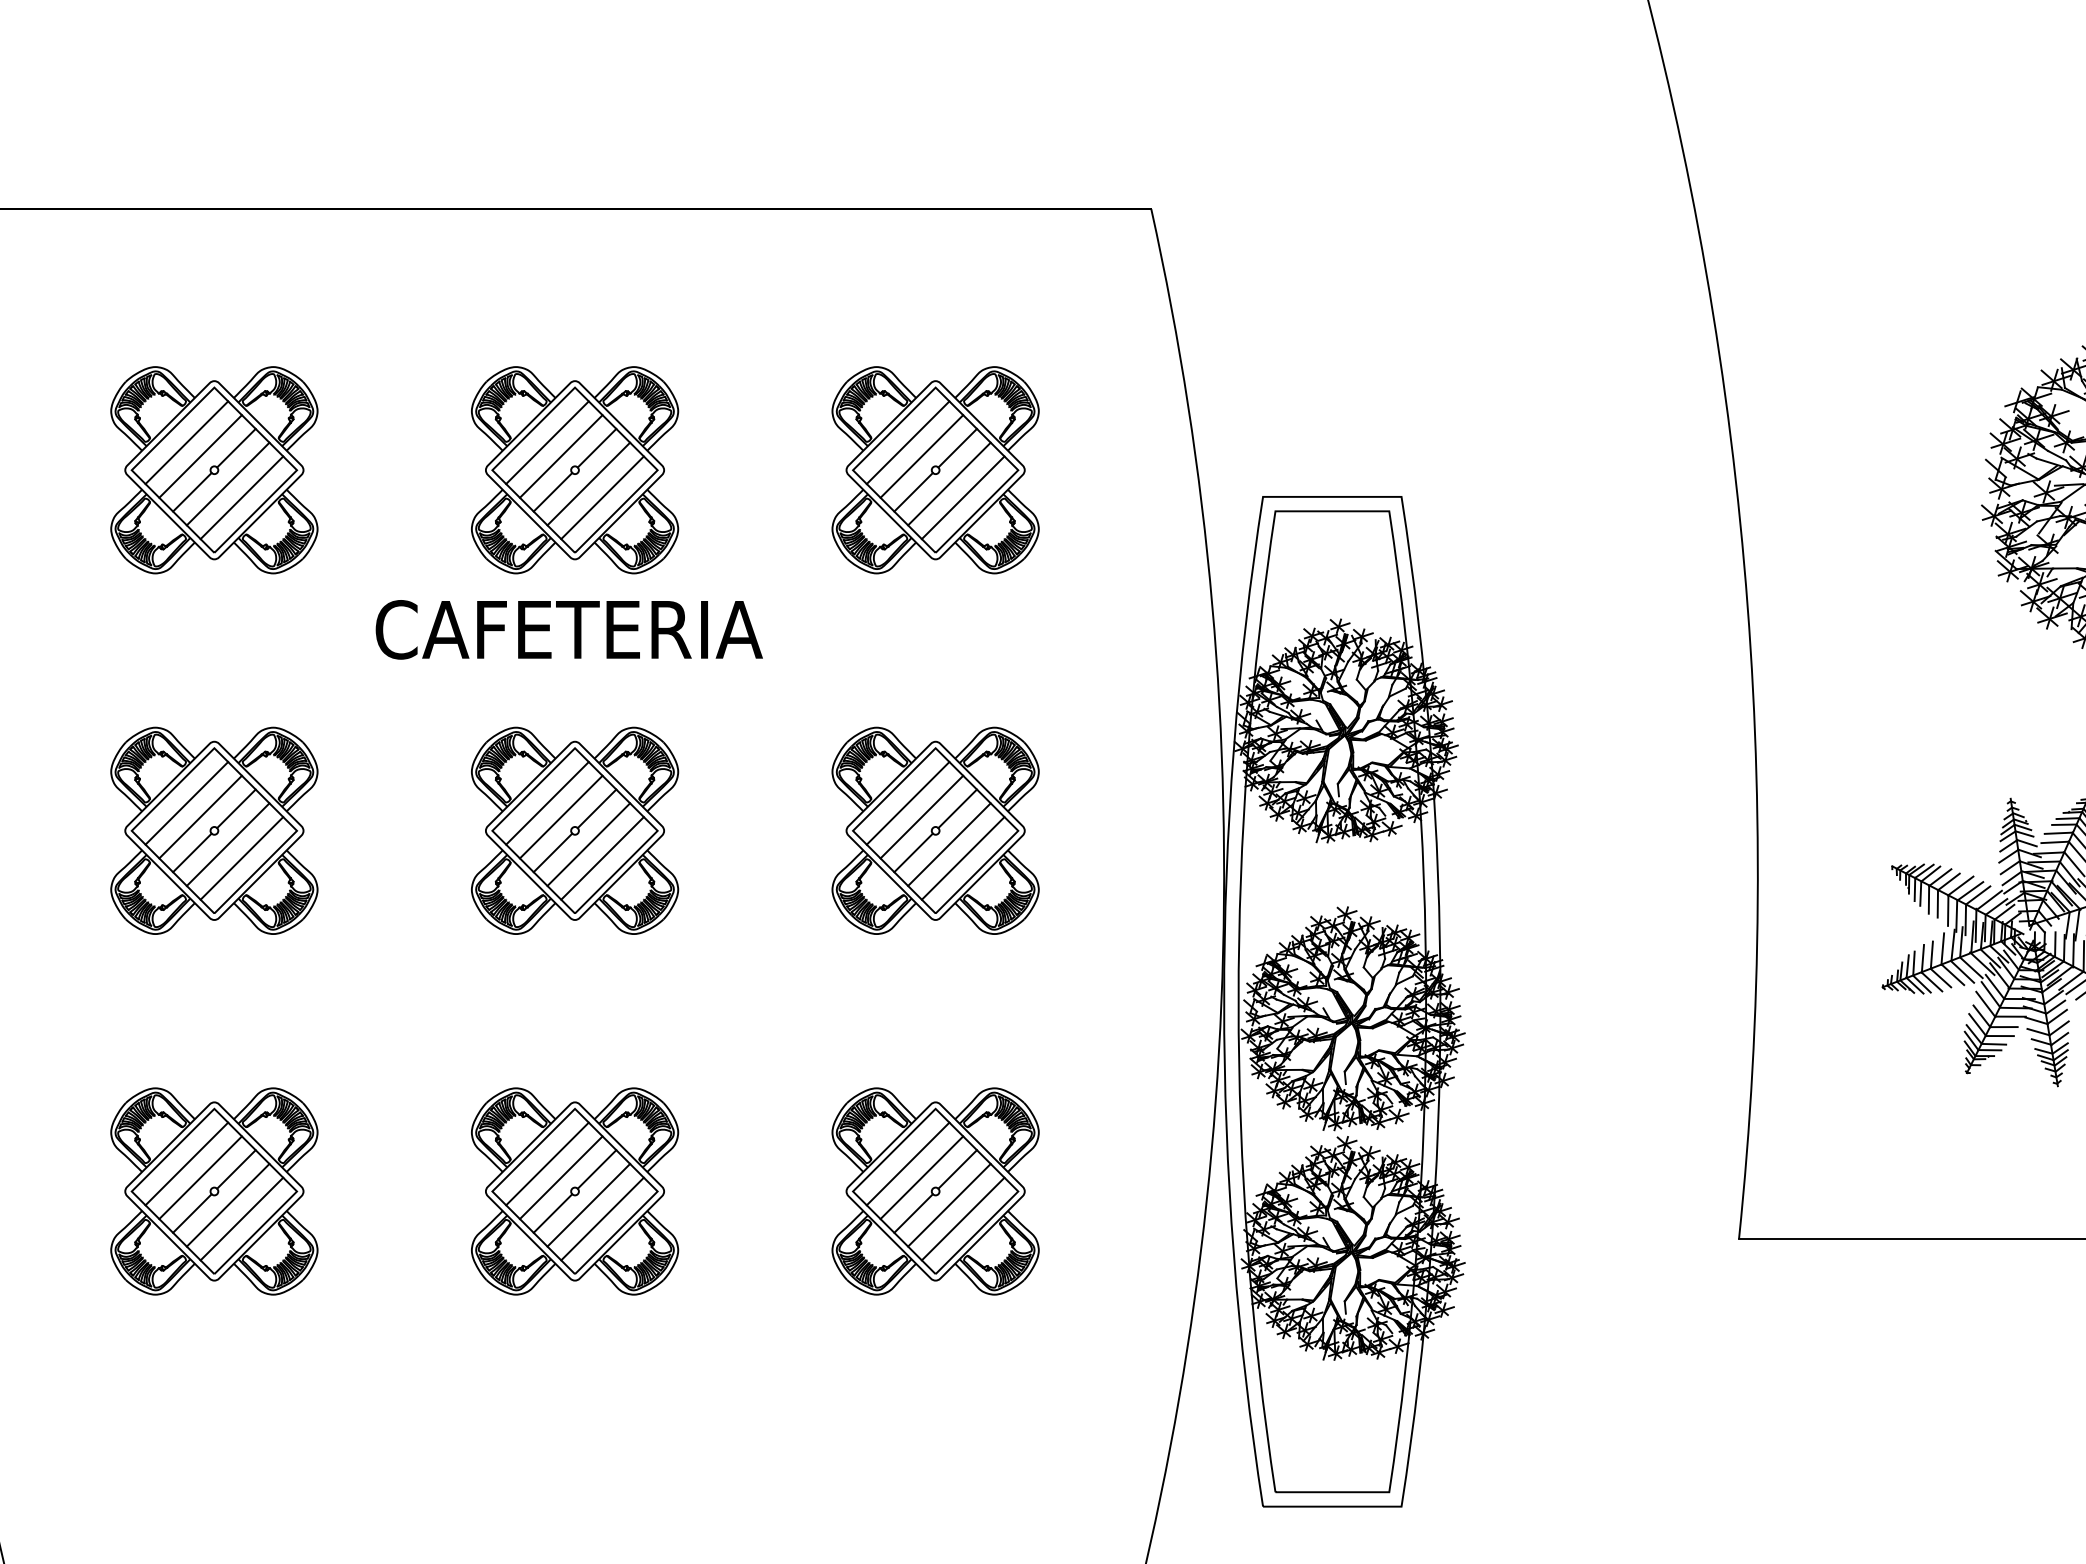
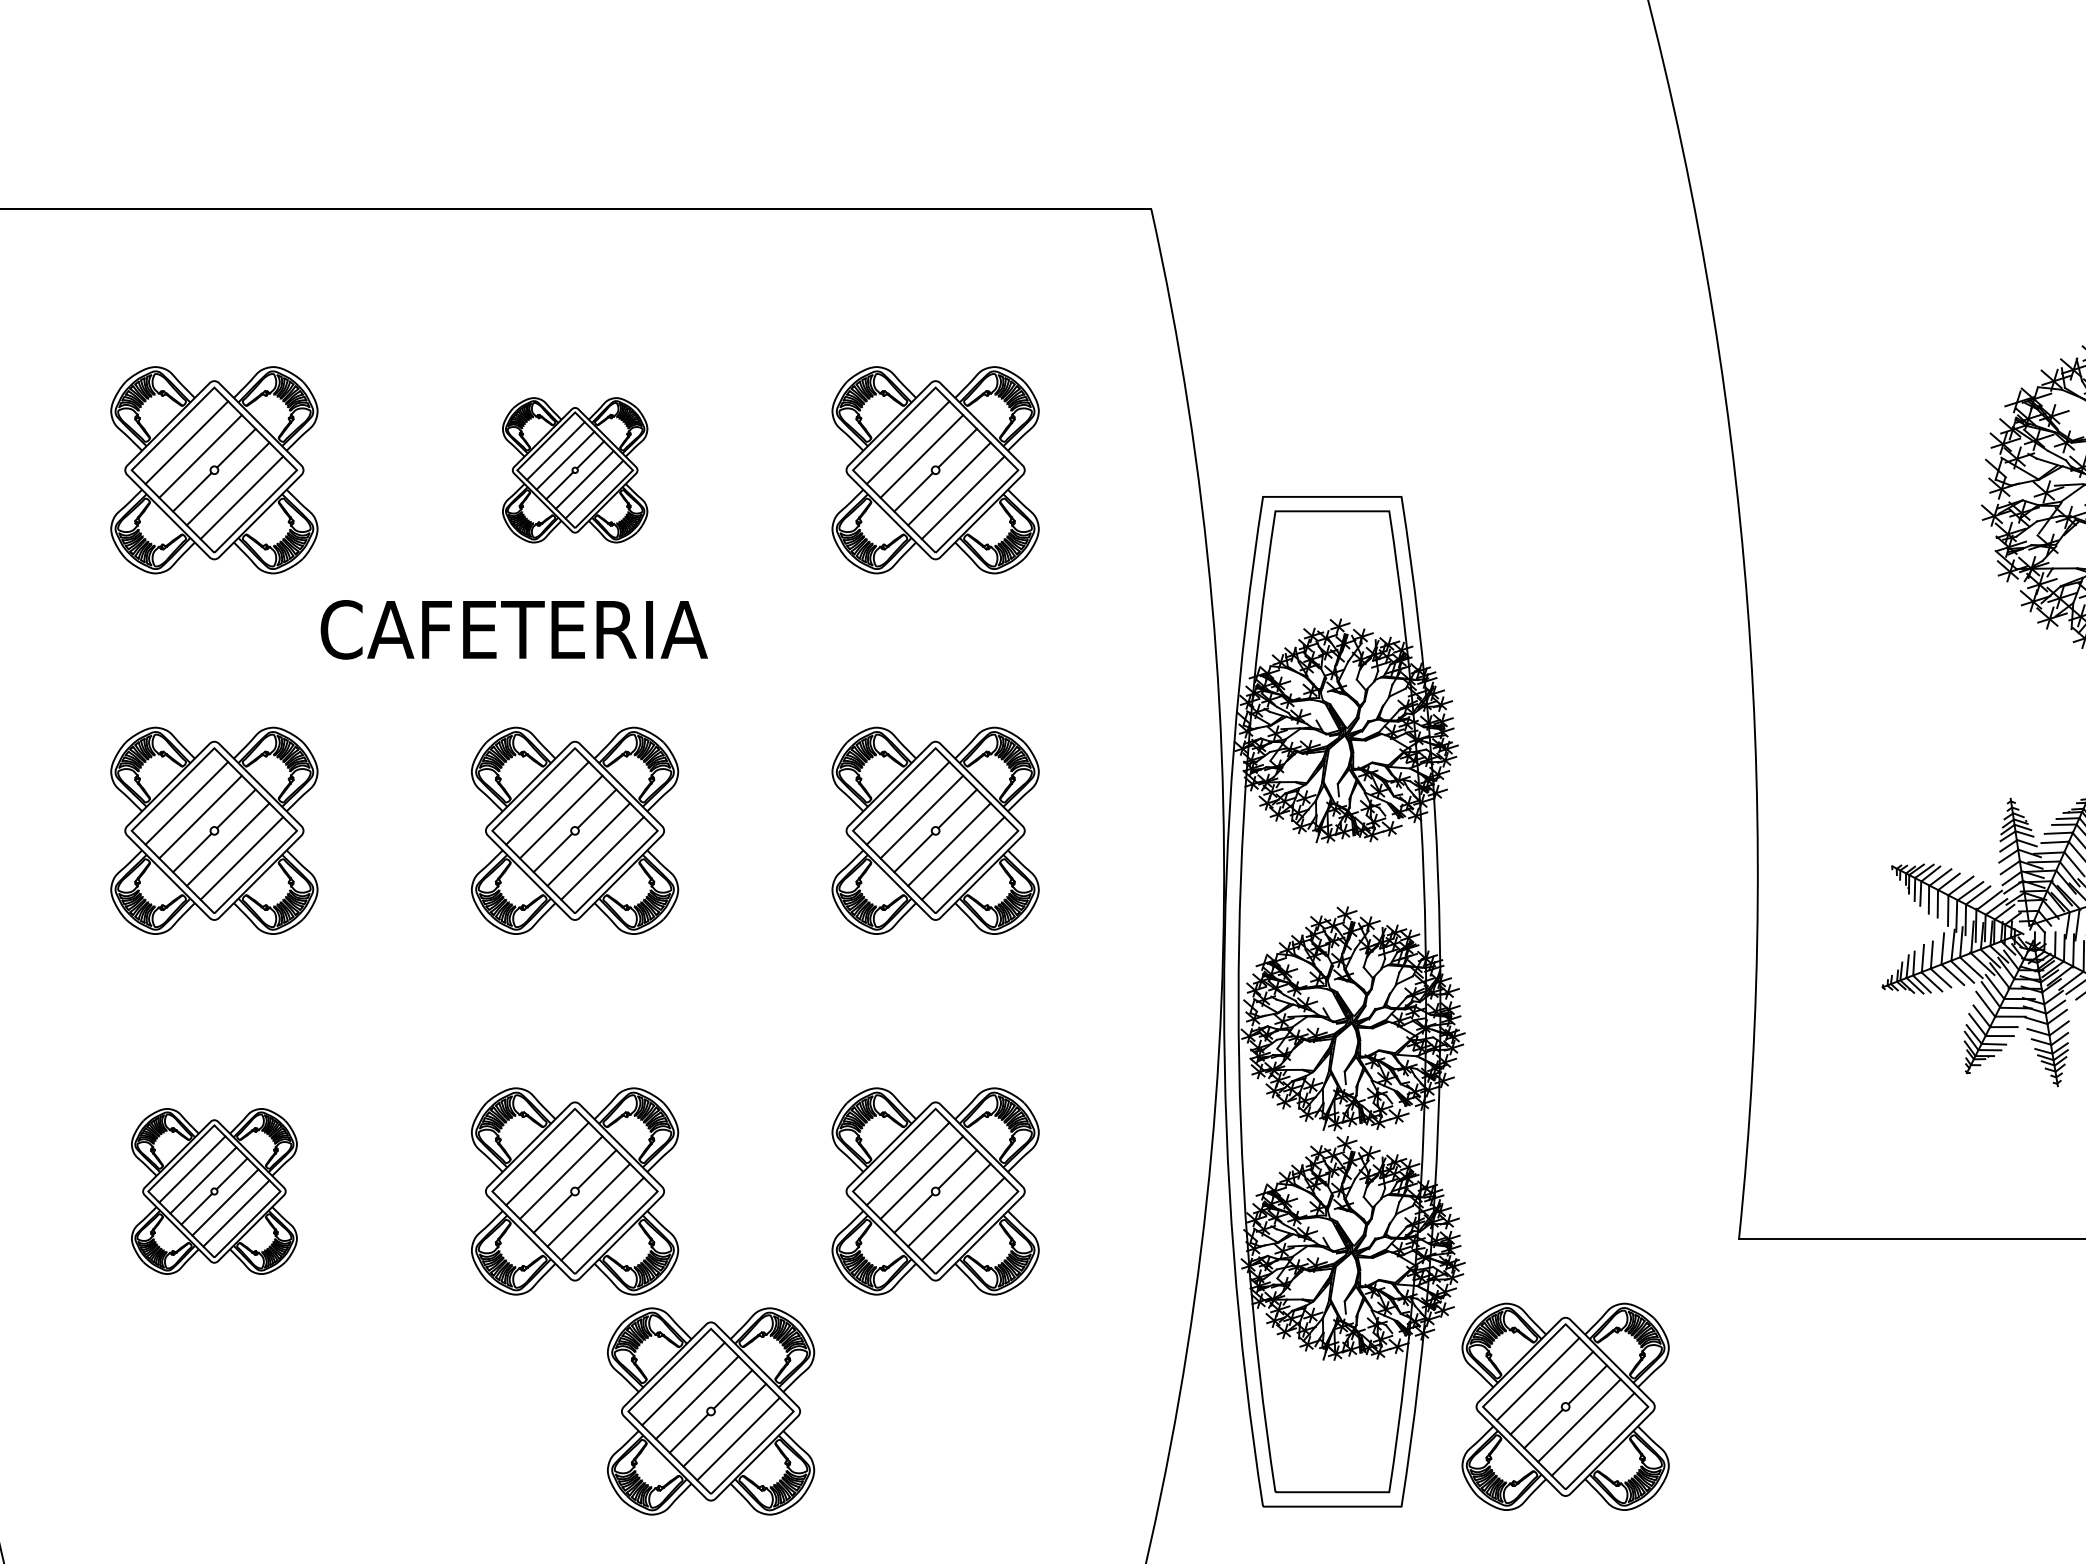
part size: 209x209 px -> 147x147 px (575, 470)
text position: (568, 629) -> (513, 629) (513, 629)
part size: 209x209 px -> 167x167 px (214, 1191)
part: none -> present (1565, 1406)
part: none -> present (711, 1411)
